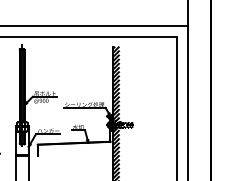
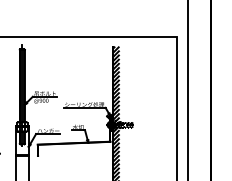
line: present -> none (94, 25)
